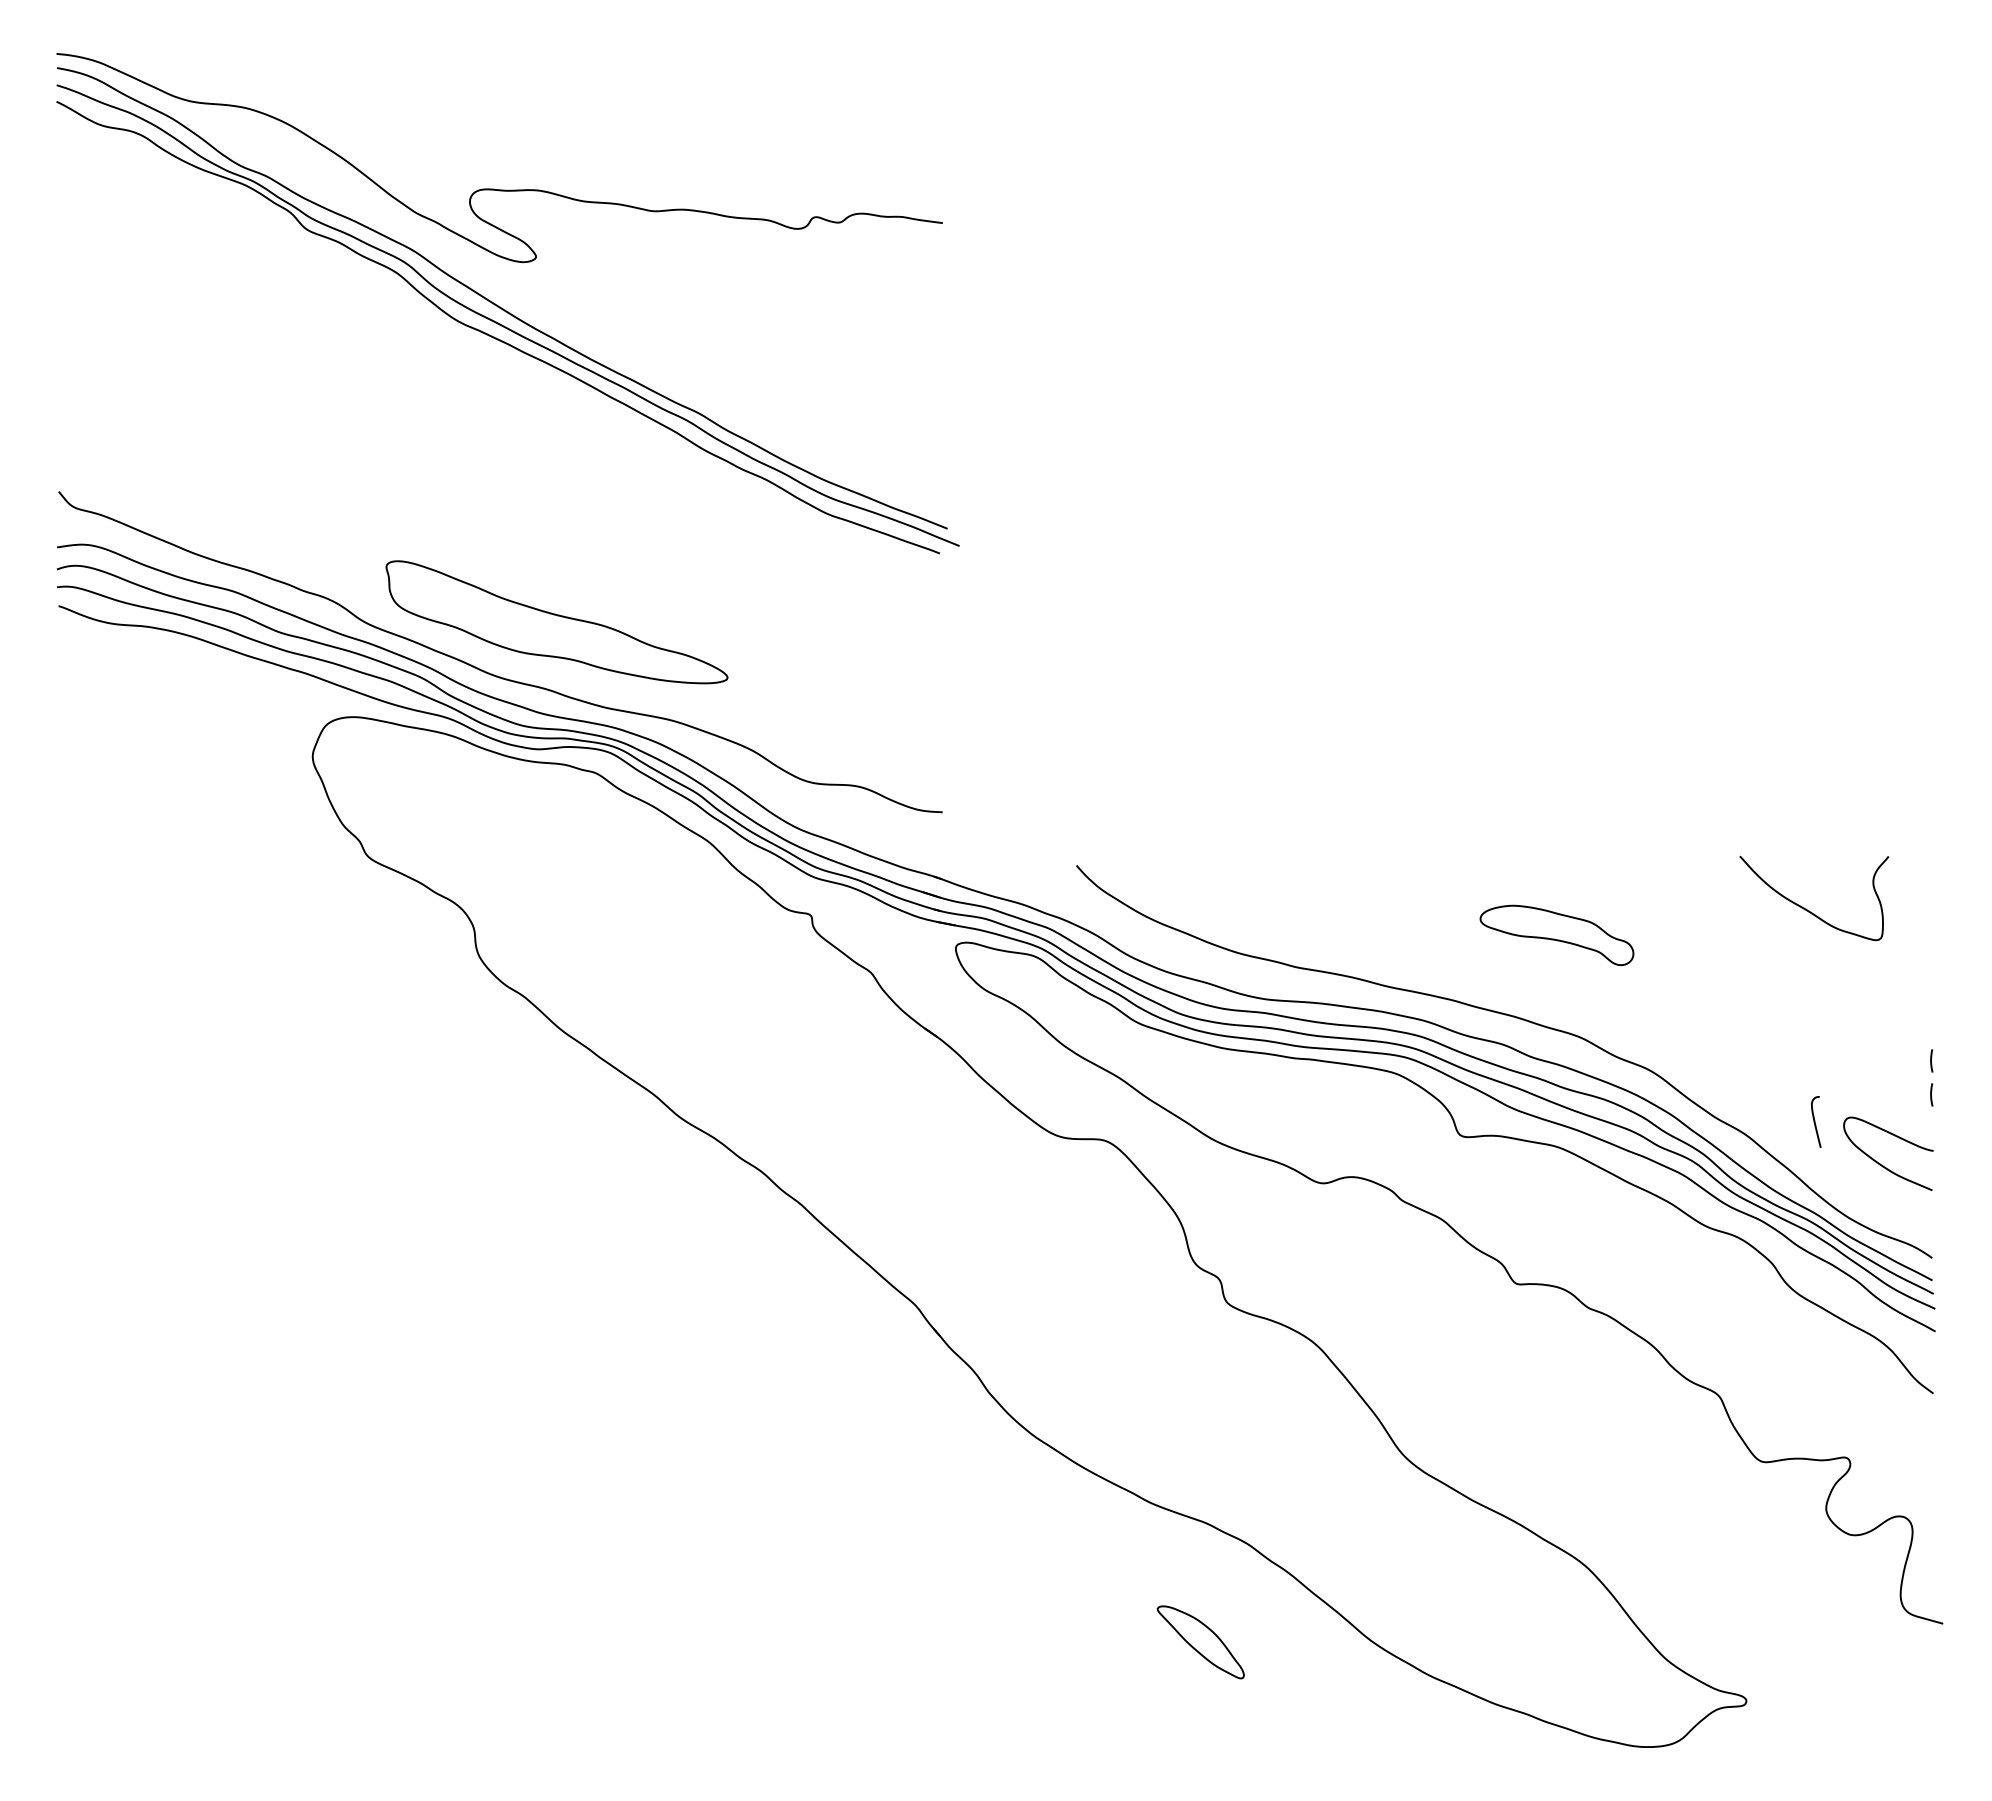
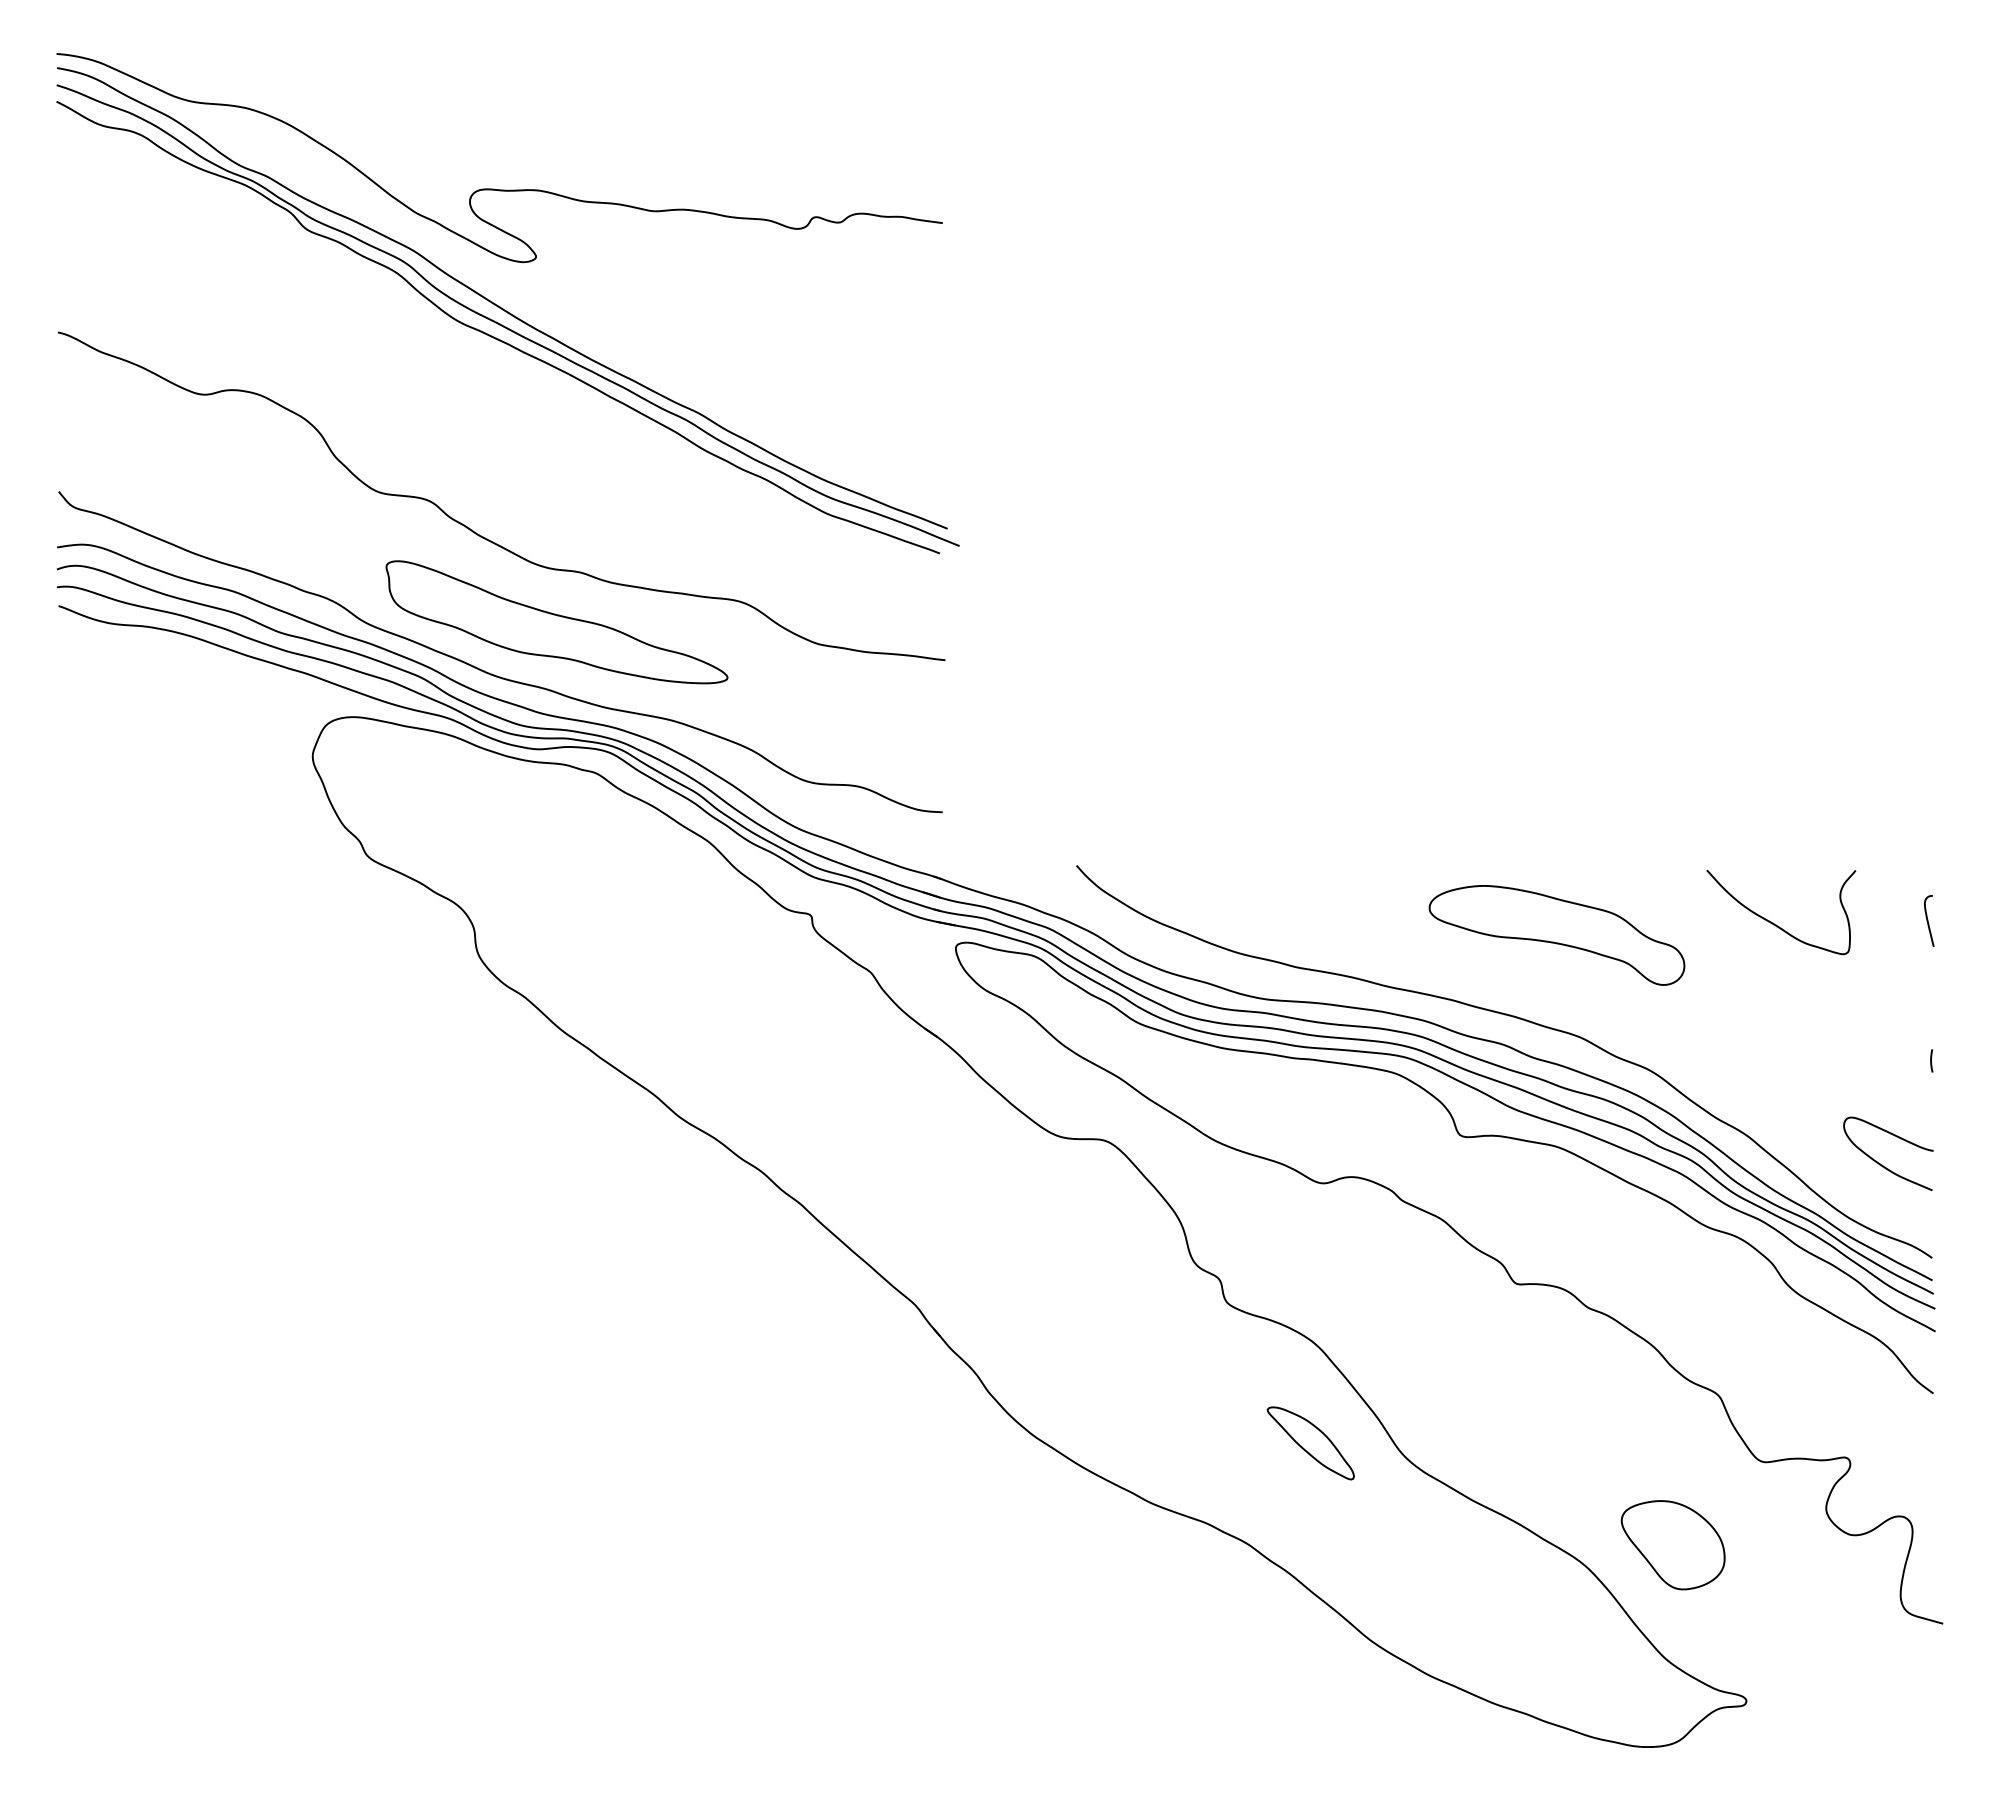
curve: none -> present (476, 532)
curve position: (1809, 910) -> (1776, 924) (1776, 924)
part size: 156x63 px -> 258x101 px (1556, 935)
line: present -> none (1931, 1094)
curve position: (1815, 1121) -> (1928, 920) (1928, 920)
part: none -> present (1672, 1545)
part position: (1200, 1642) -> (1310, 1443) (1310, 1443)
